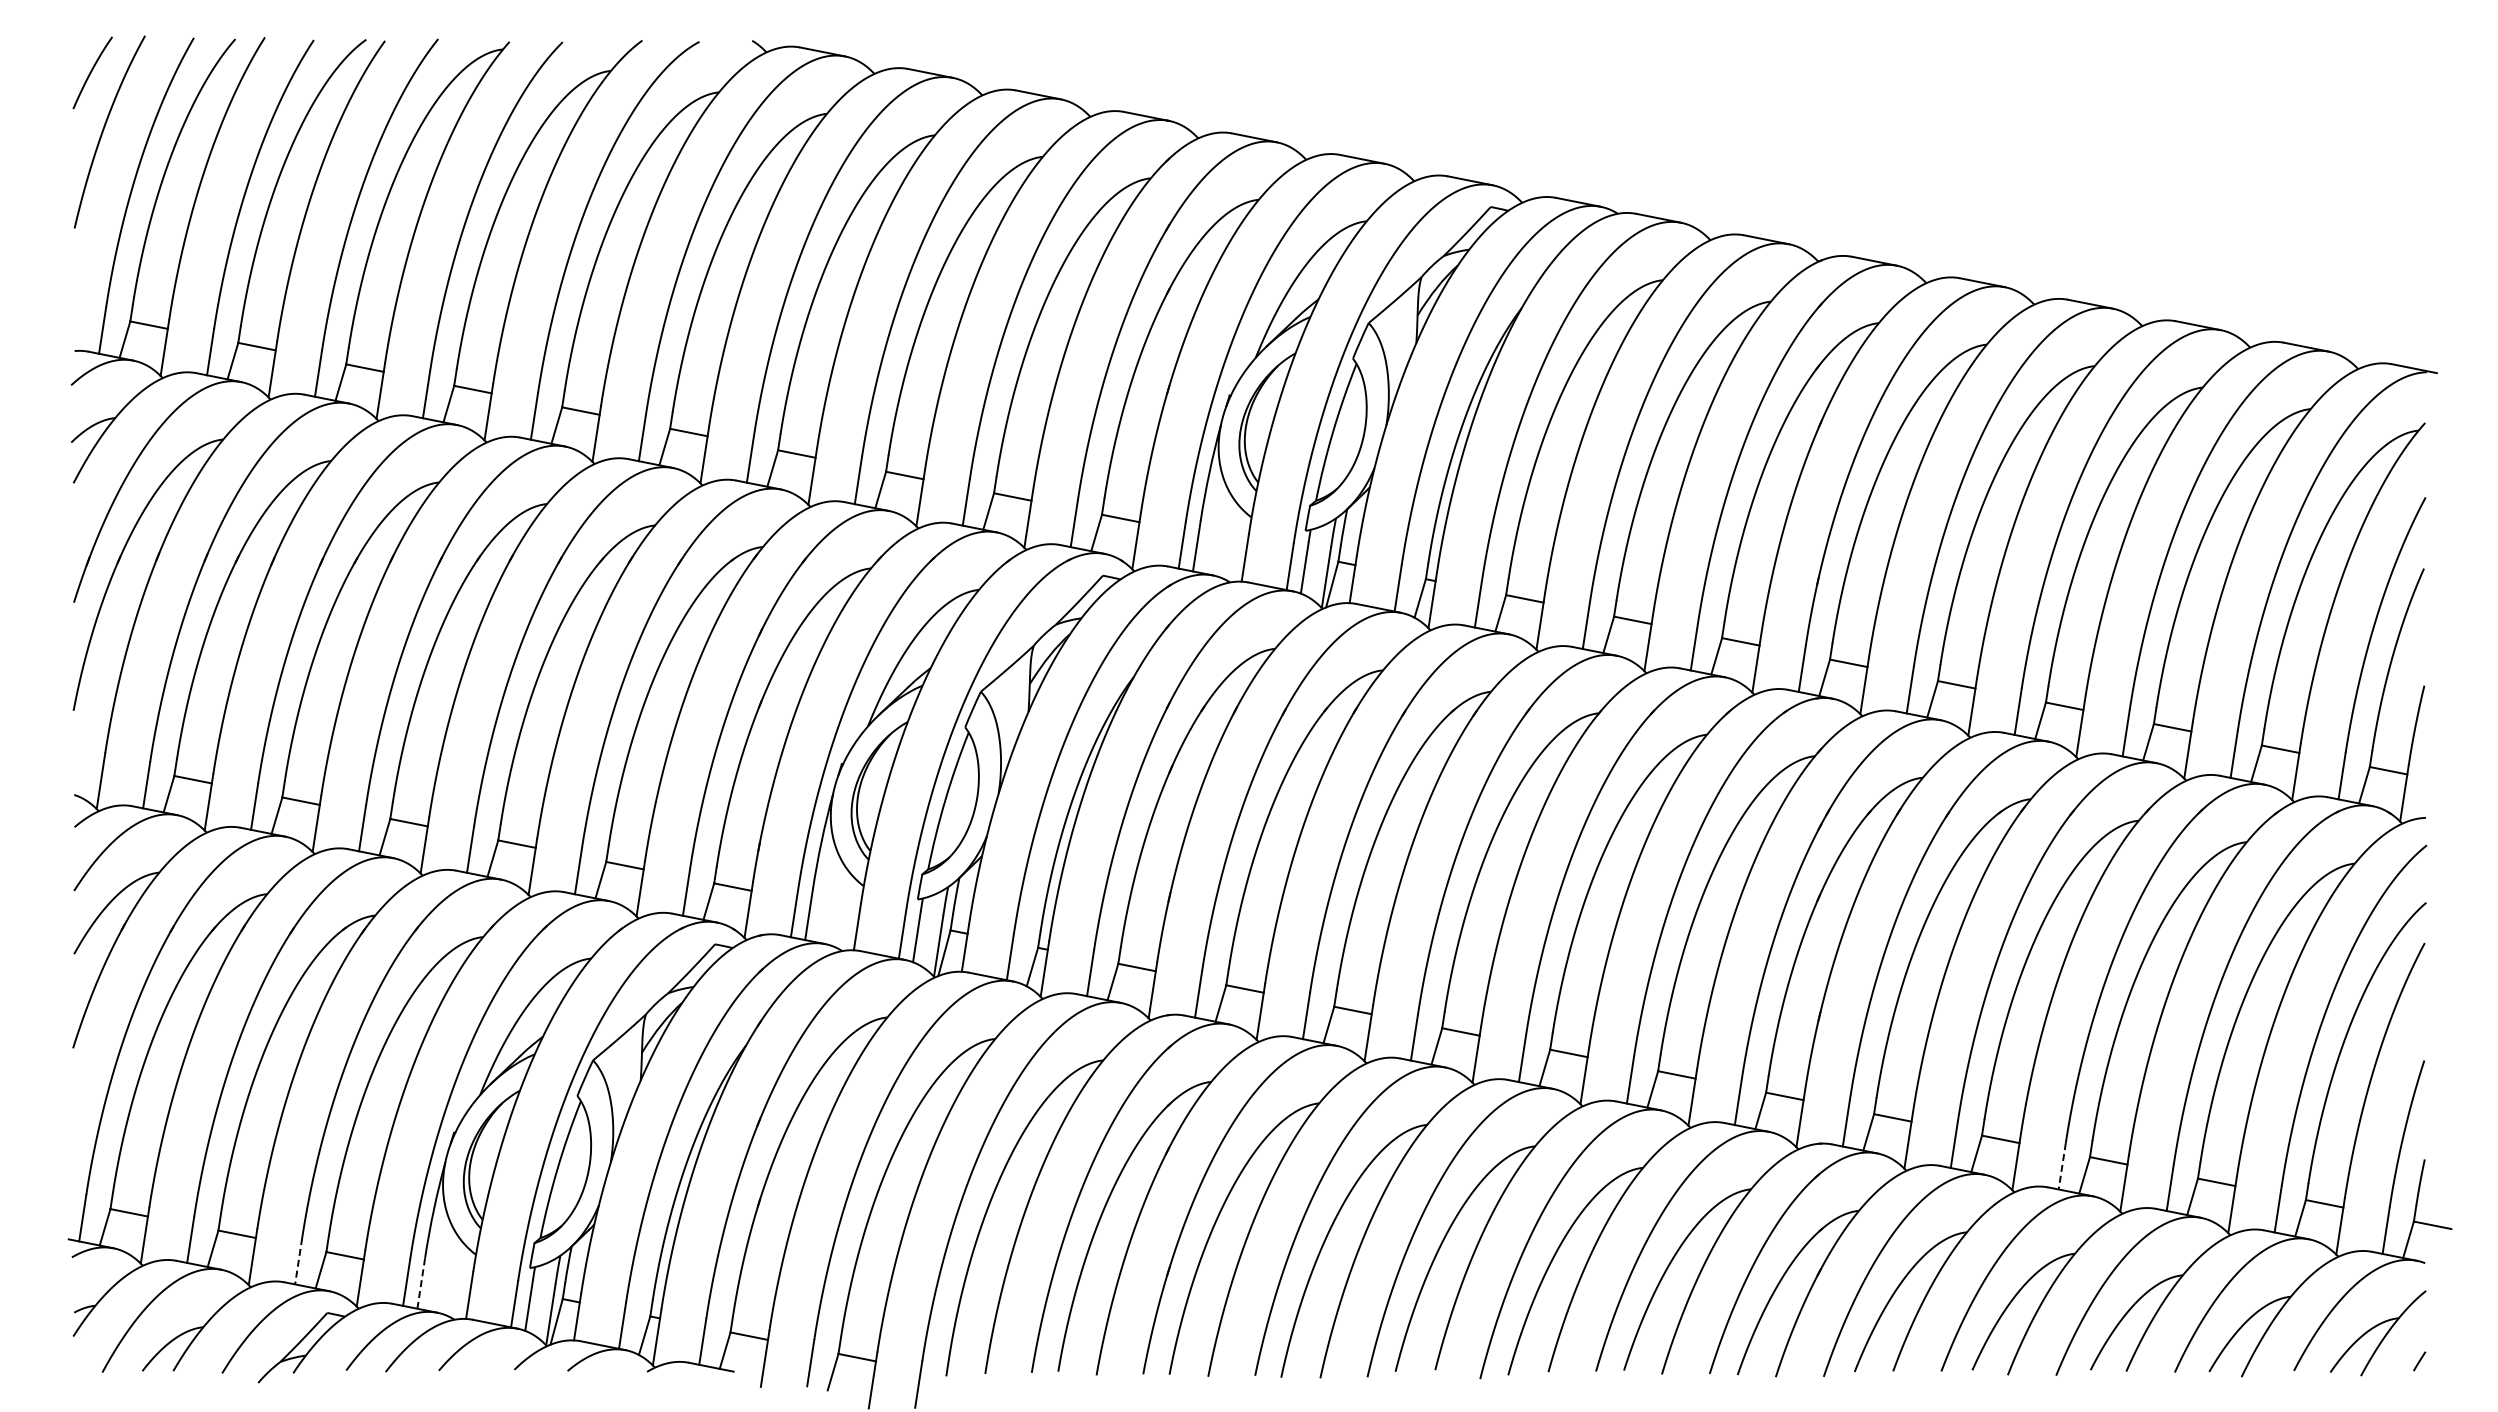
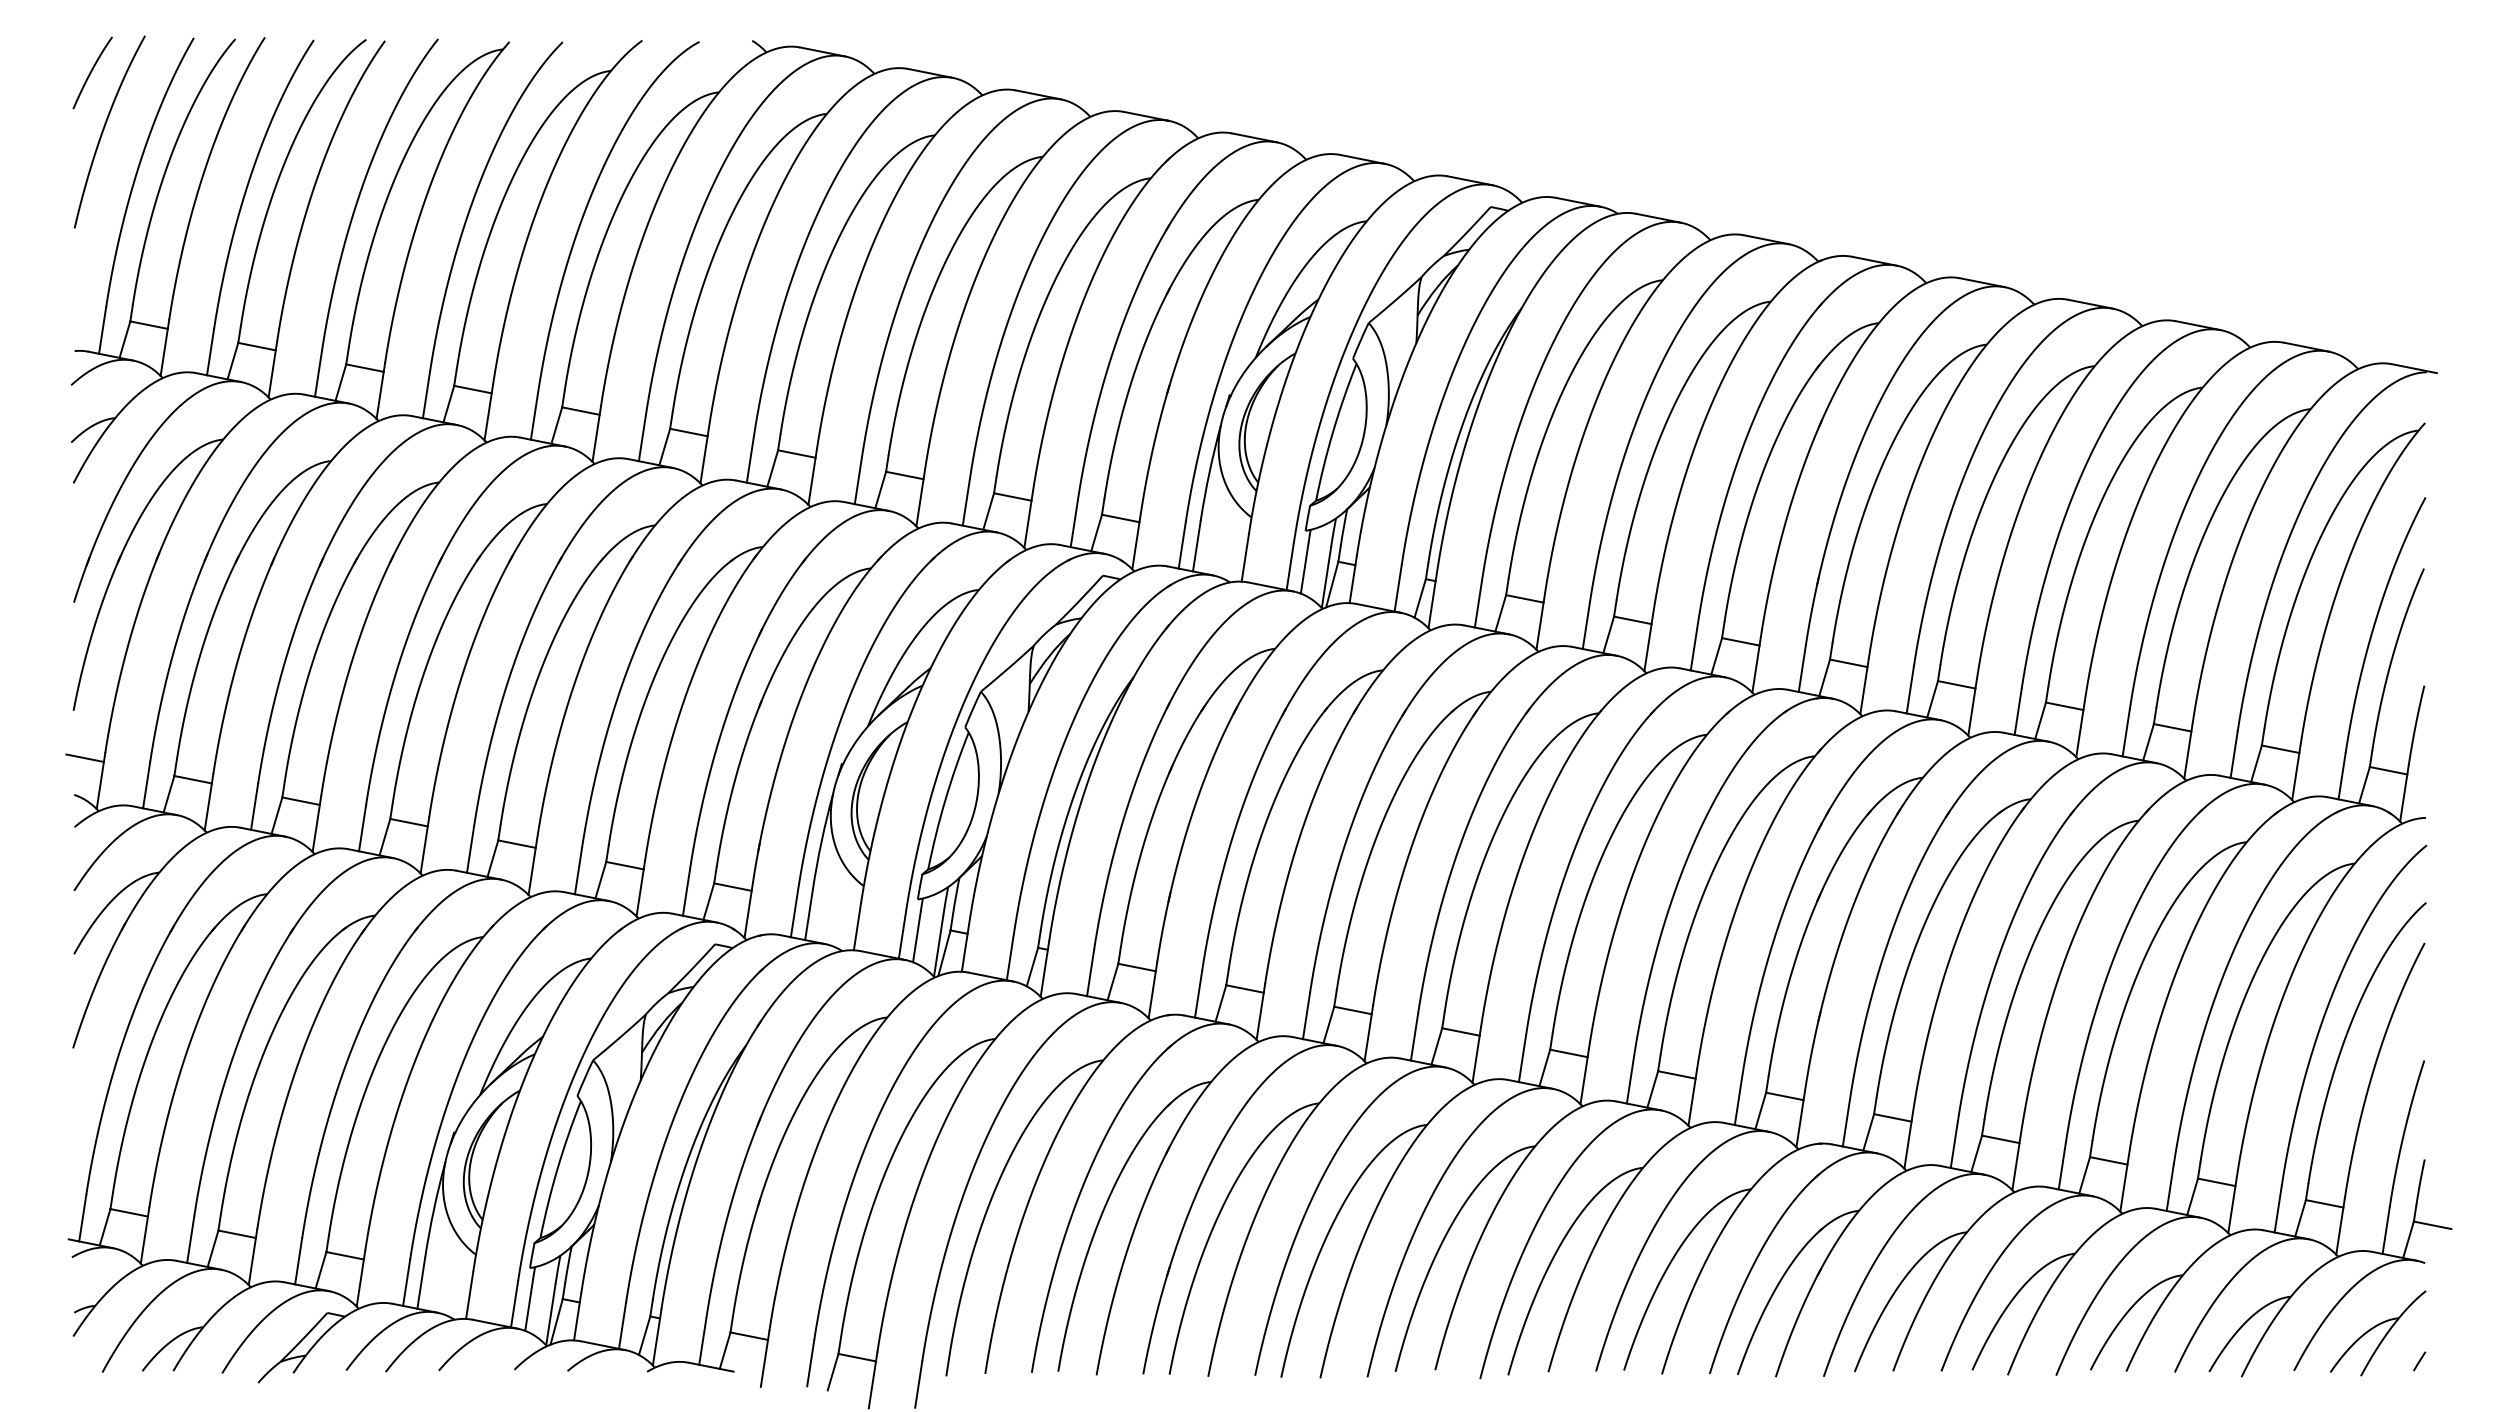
line: none -> present (84, 757)
line: dashed -> solid (2062, 1166)
line: dashed -> solid (298, 1261)
line: dashed -> solid (421, 1284)
